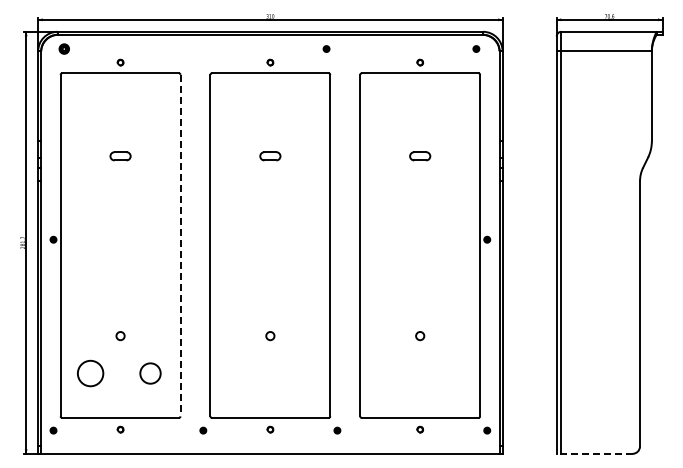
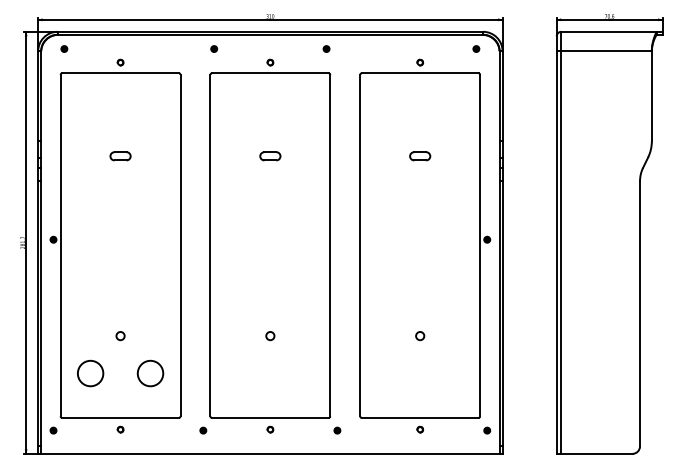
part size: 12x12 px -> 9x8 px (64, 48)
part: none -> present (214, 48)
line: dashed -> solid (180, 245)
circle size: 23x23 px -> 29x29 px (150, 373)
line: dashed -> solid (594, 453)
